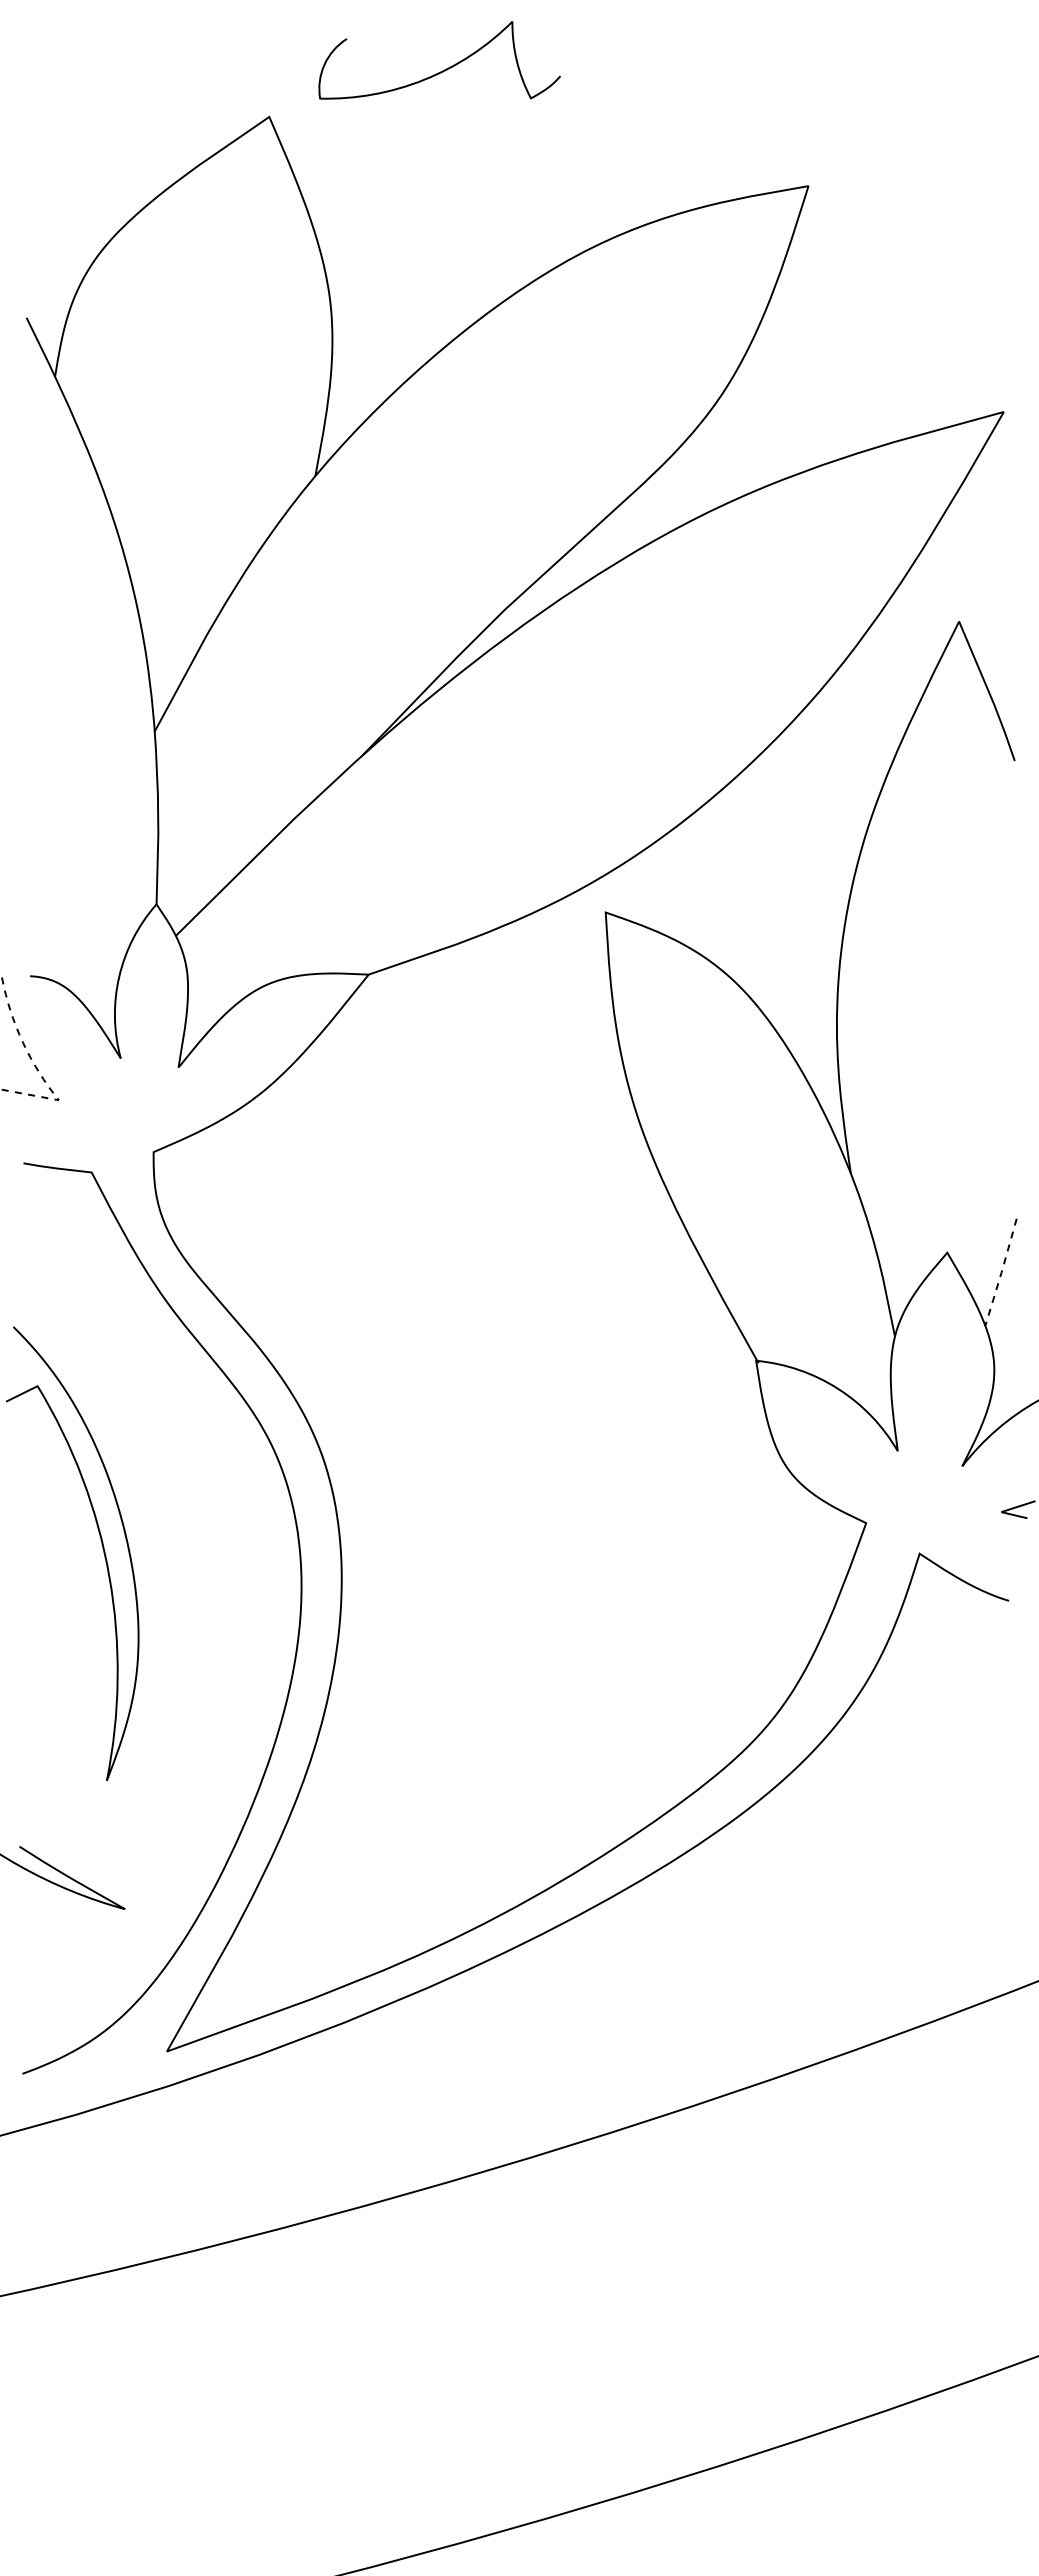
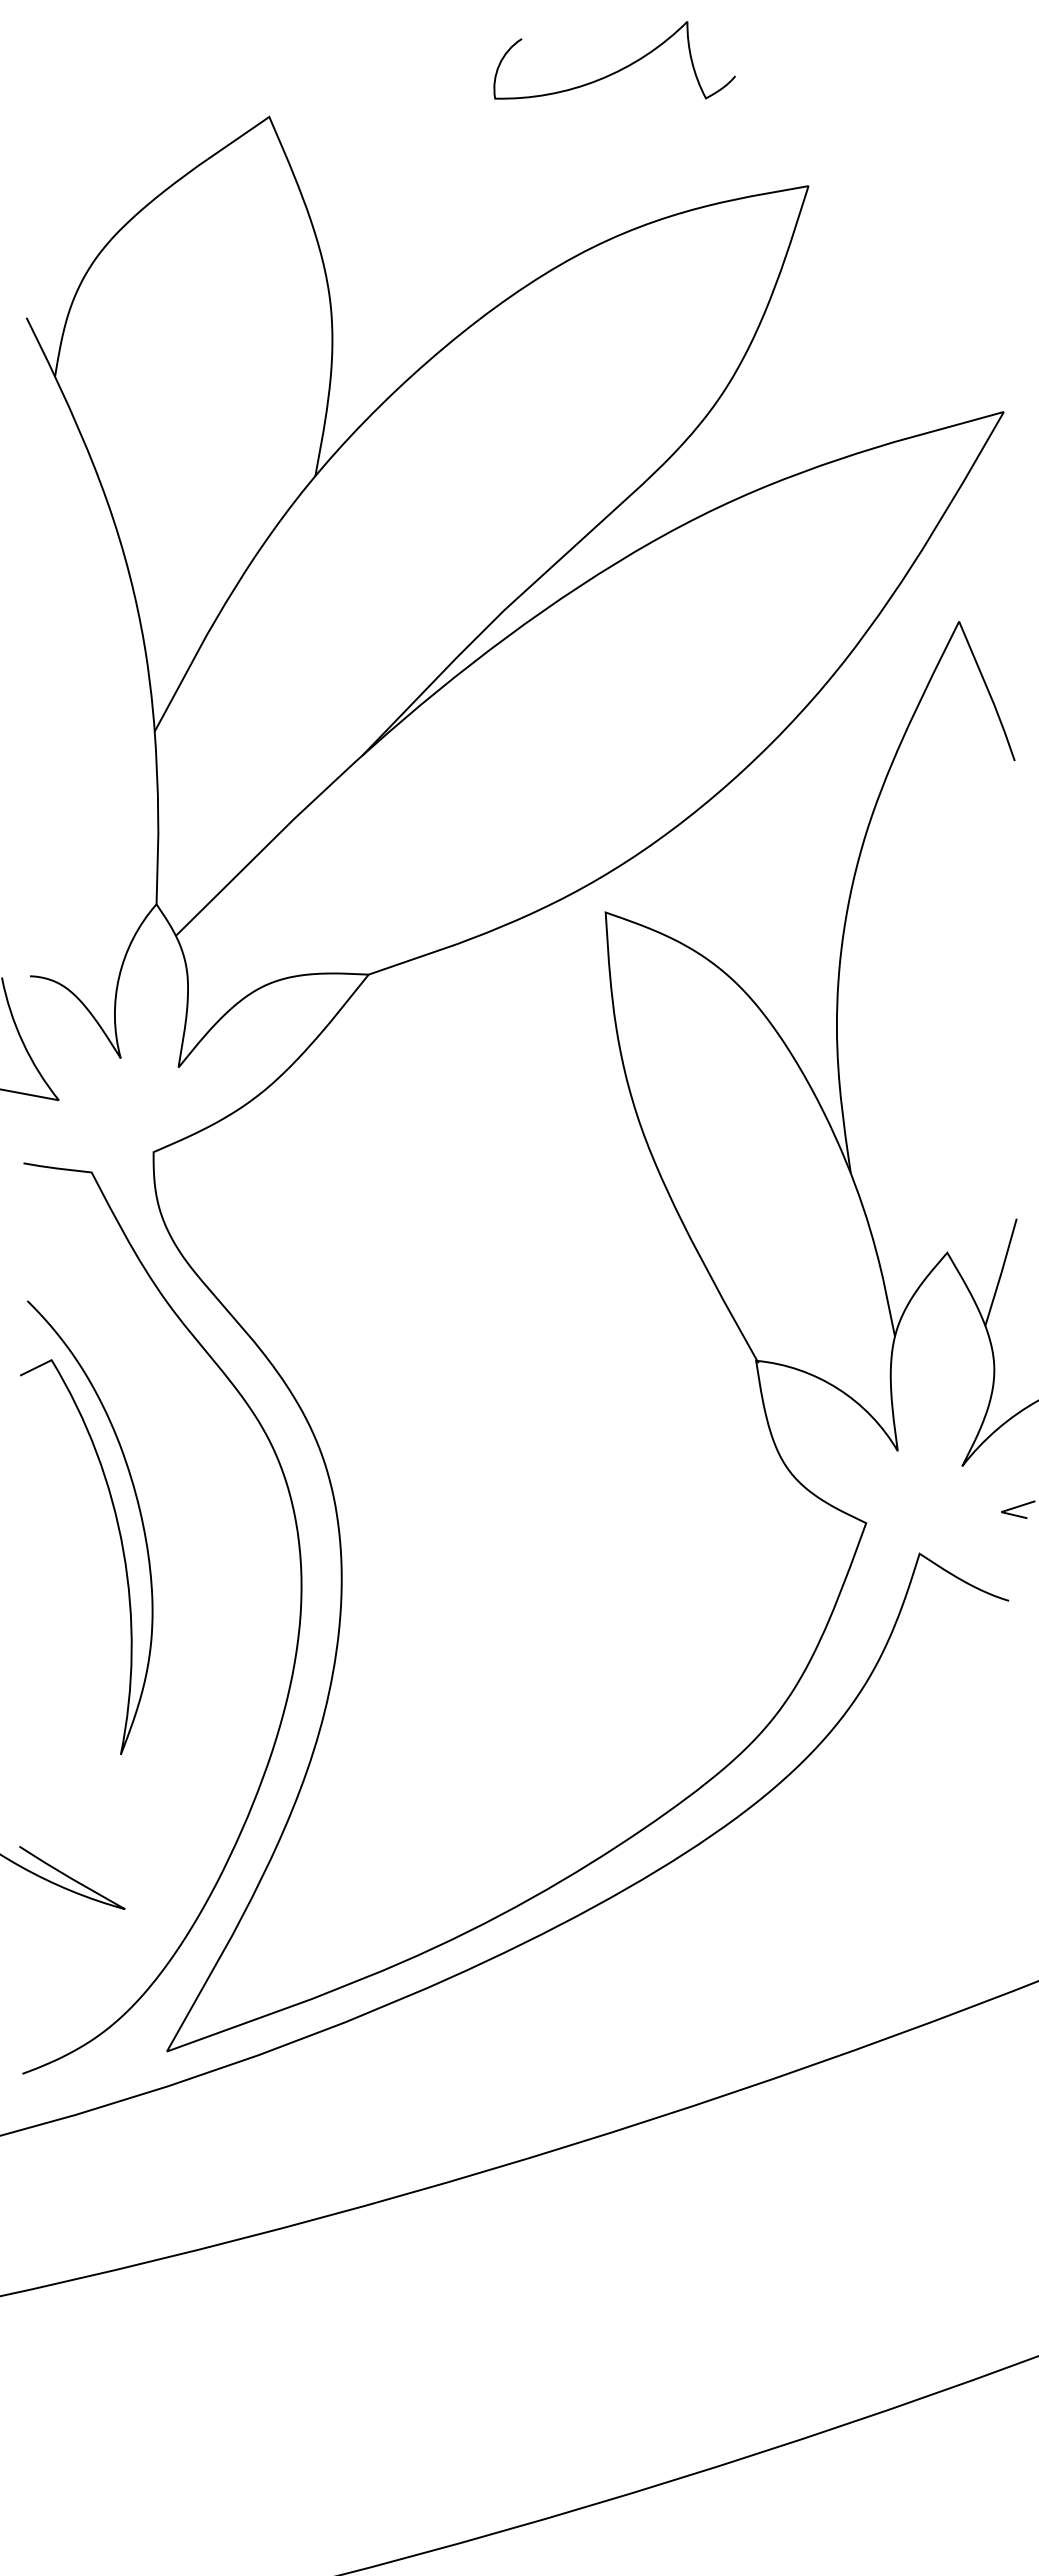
curve position: (444, 69) -> (619, 69) (619, 69)
line: dashed -> solid (35, 1066)
line: dashed -> solid (1001, 1272)
curve position: (102, 1549) -> (116, 1523) (116, 1523)
